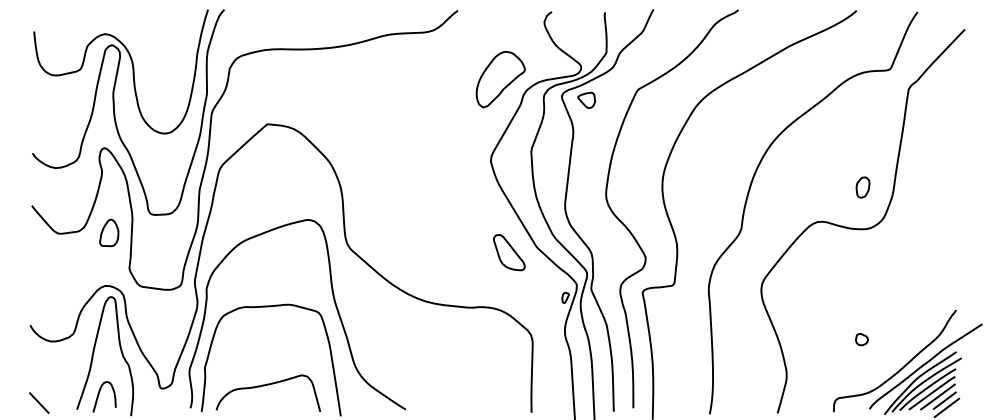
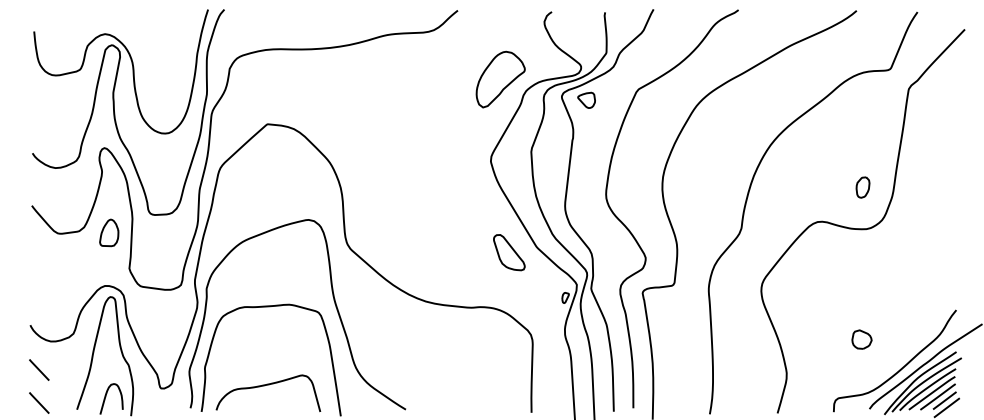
part size: 14x15 px -> 22x21 px (861, 339)
line: none -> present (39, 369)
curve position: (99, 395) -> (106, 397) (106, 397)
